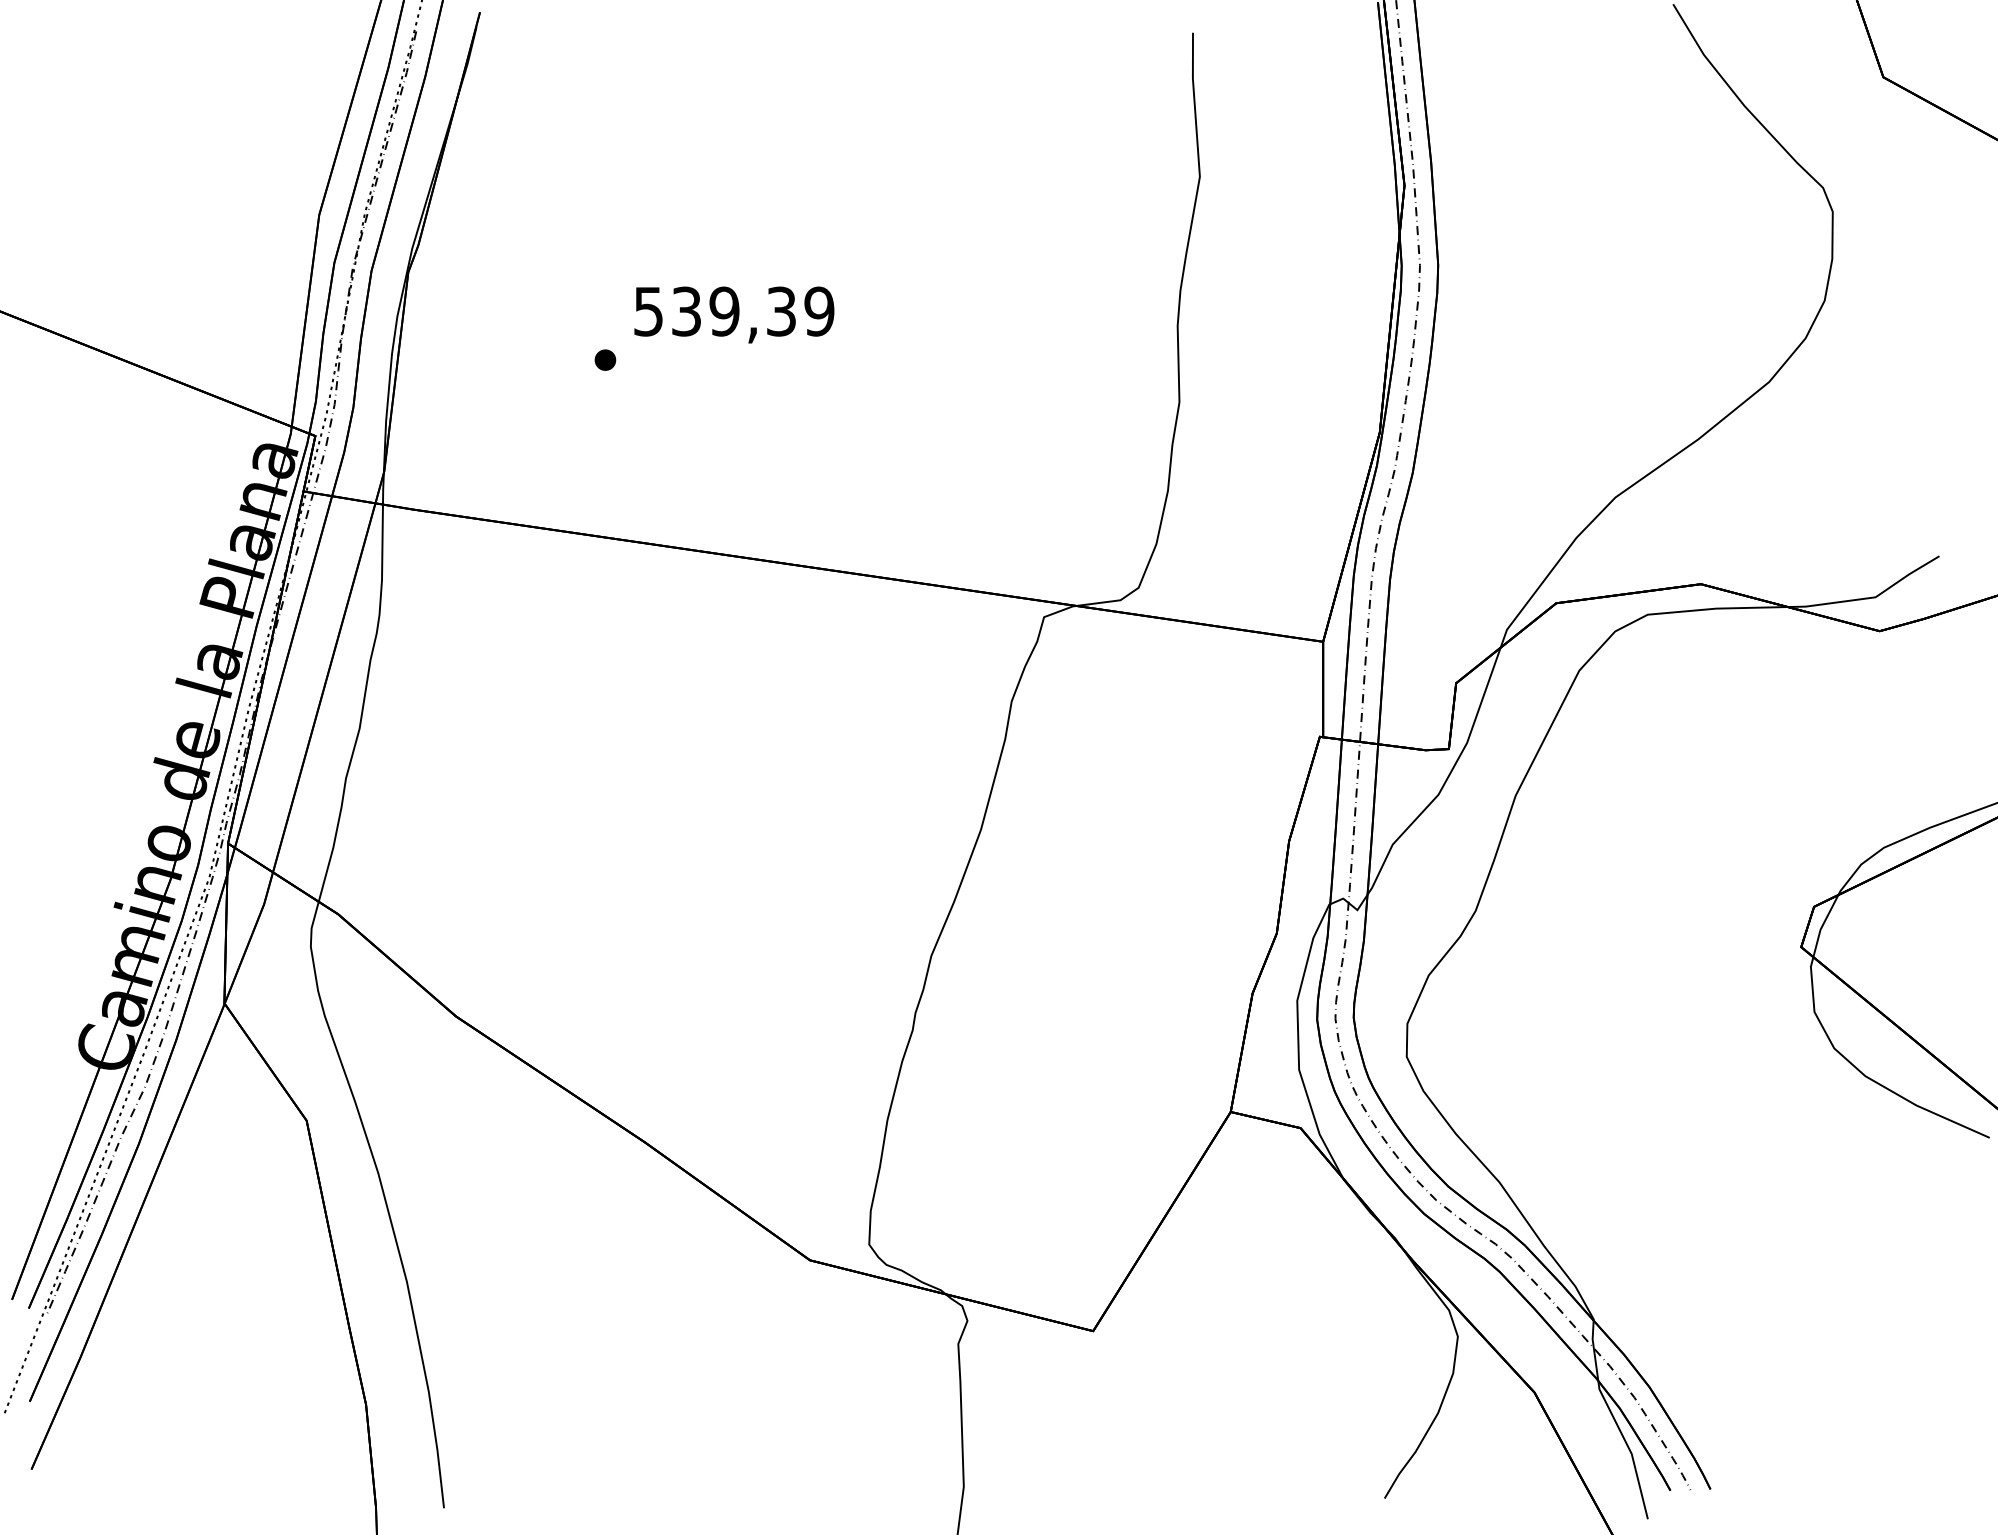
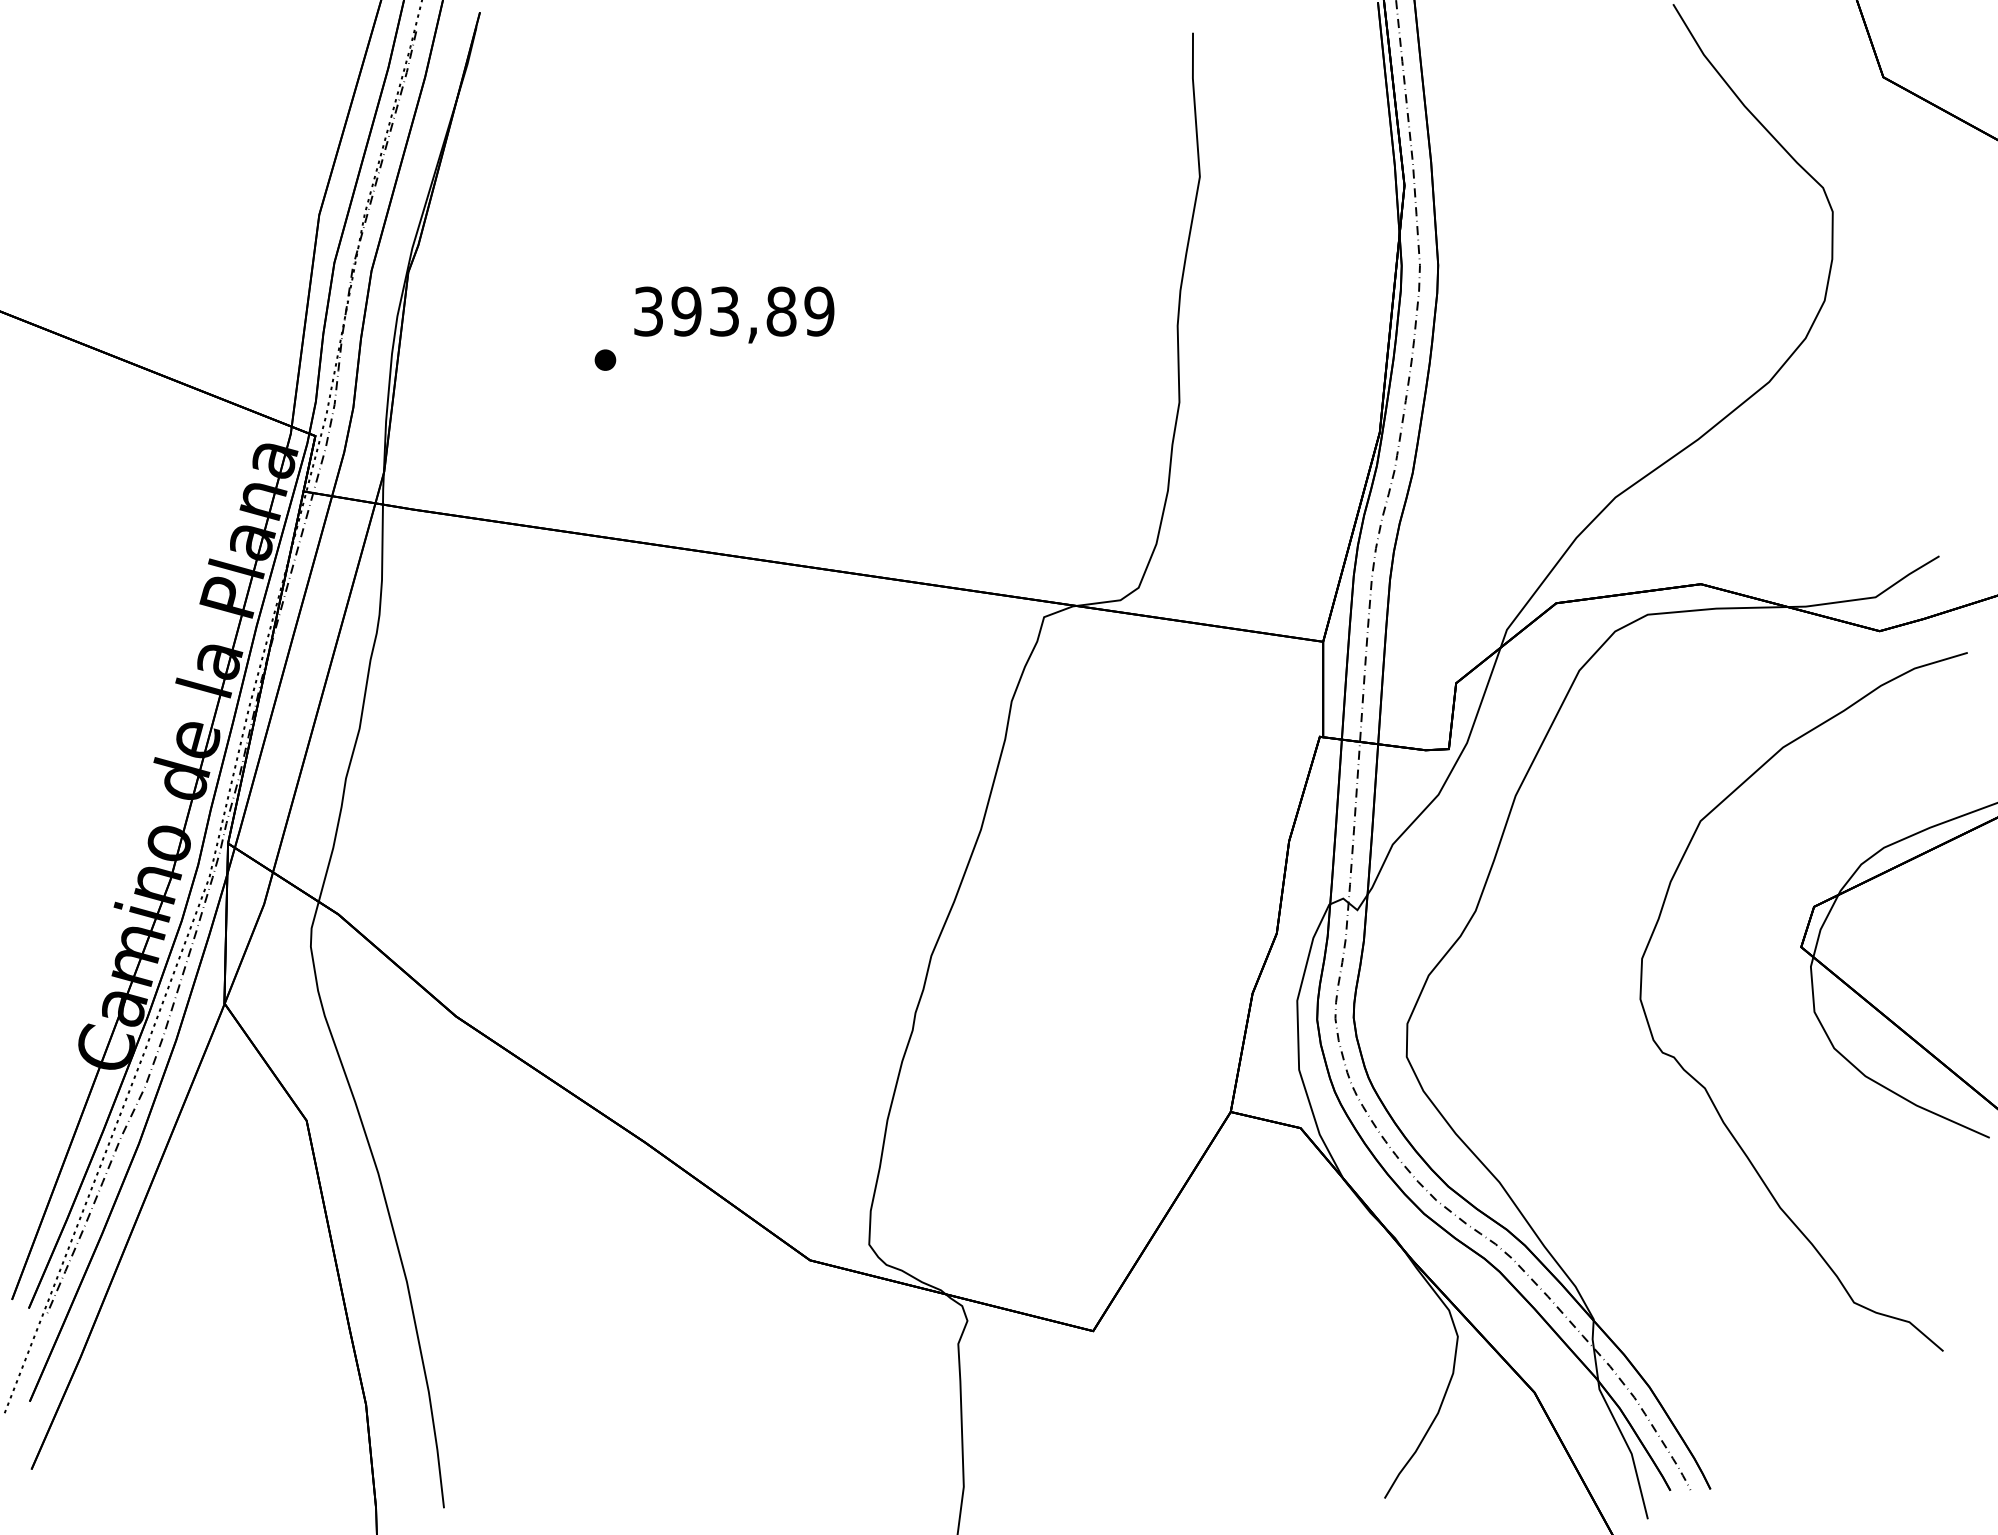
text: 539,39 -> 393,89 (715, 311)
curve: none -> present (1706, 1088)
